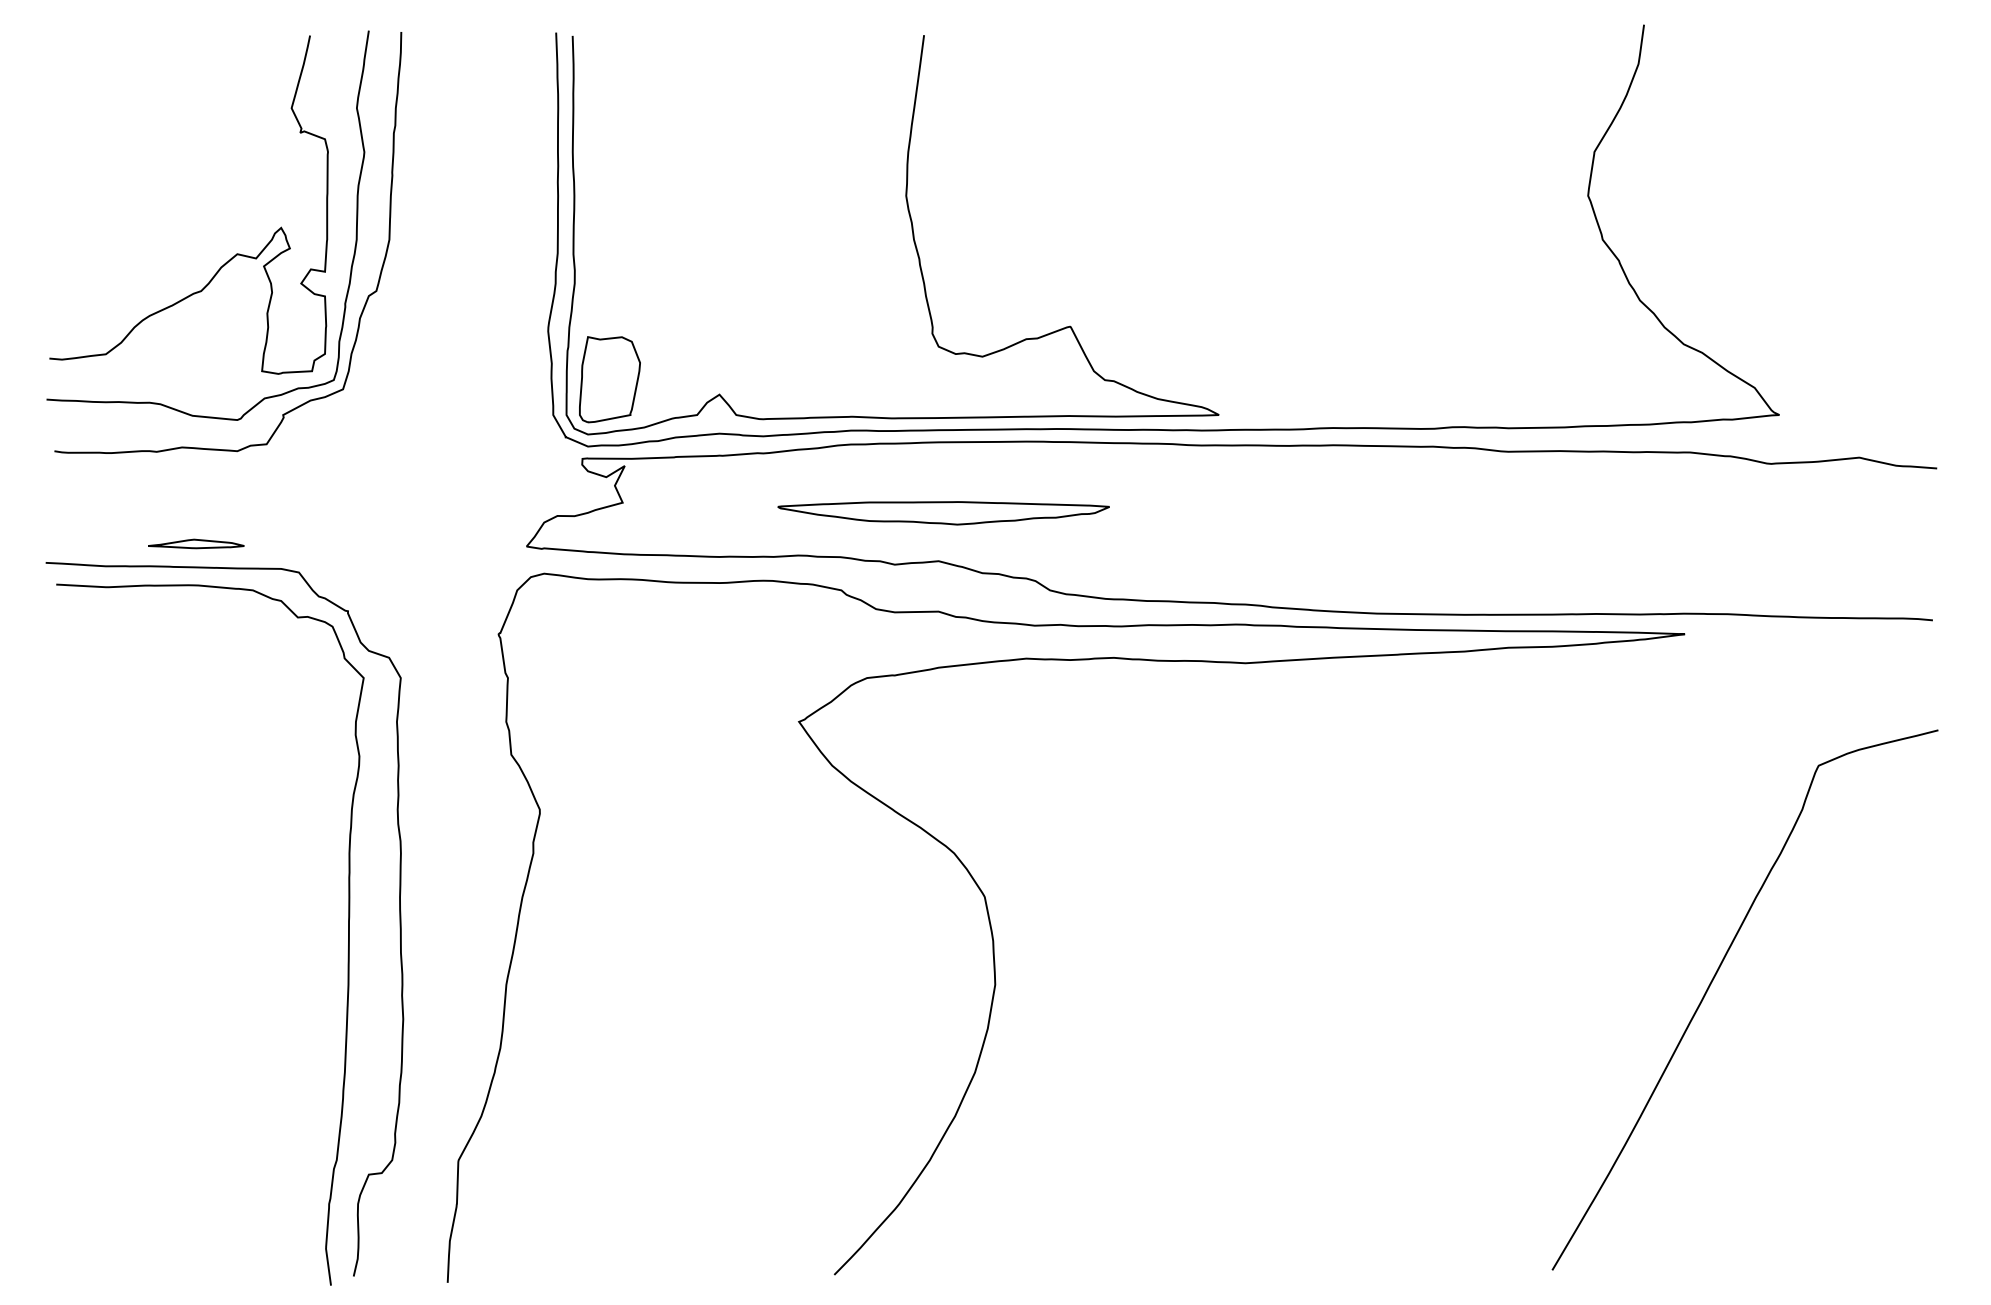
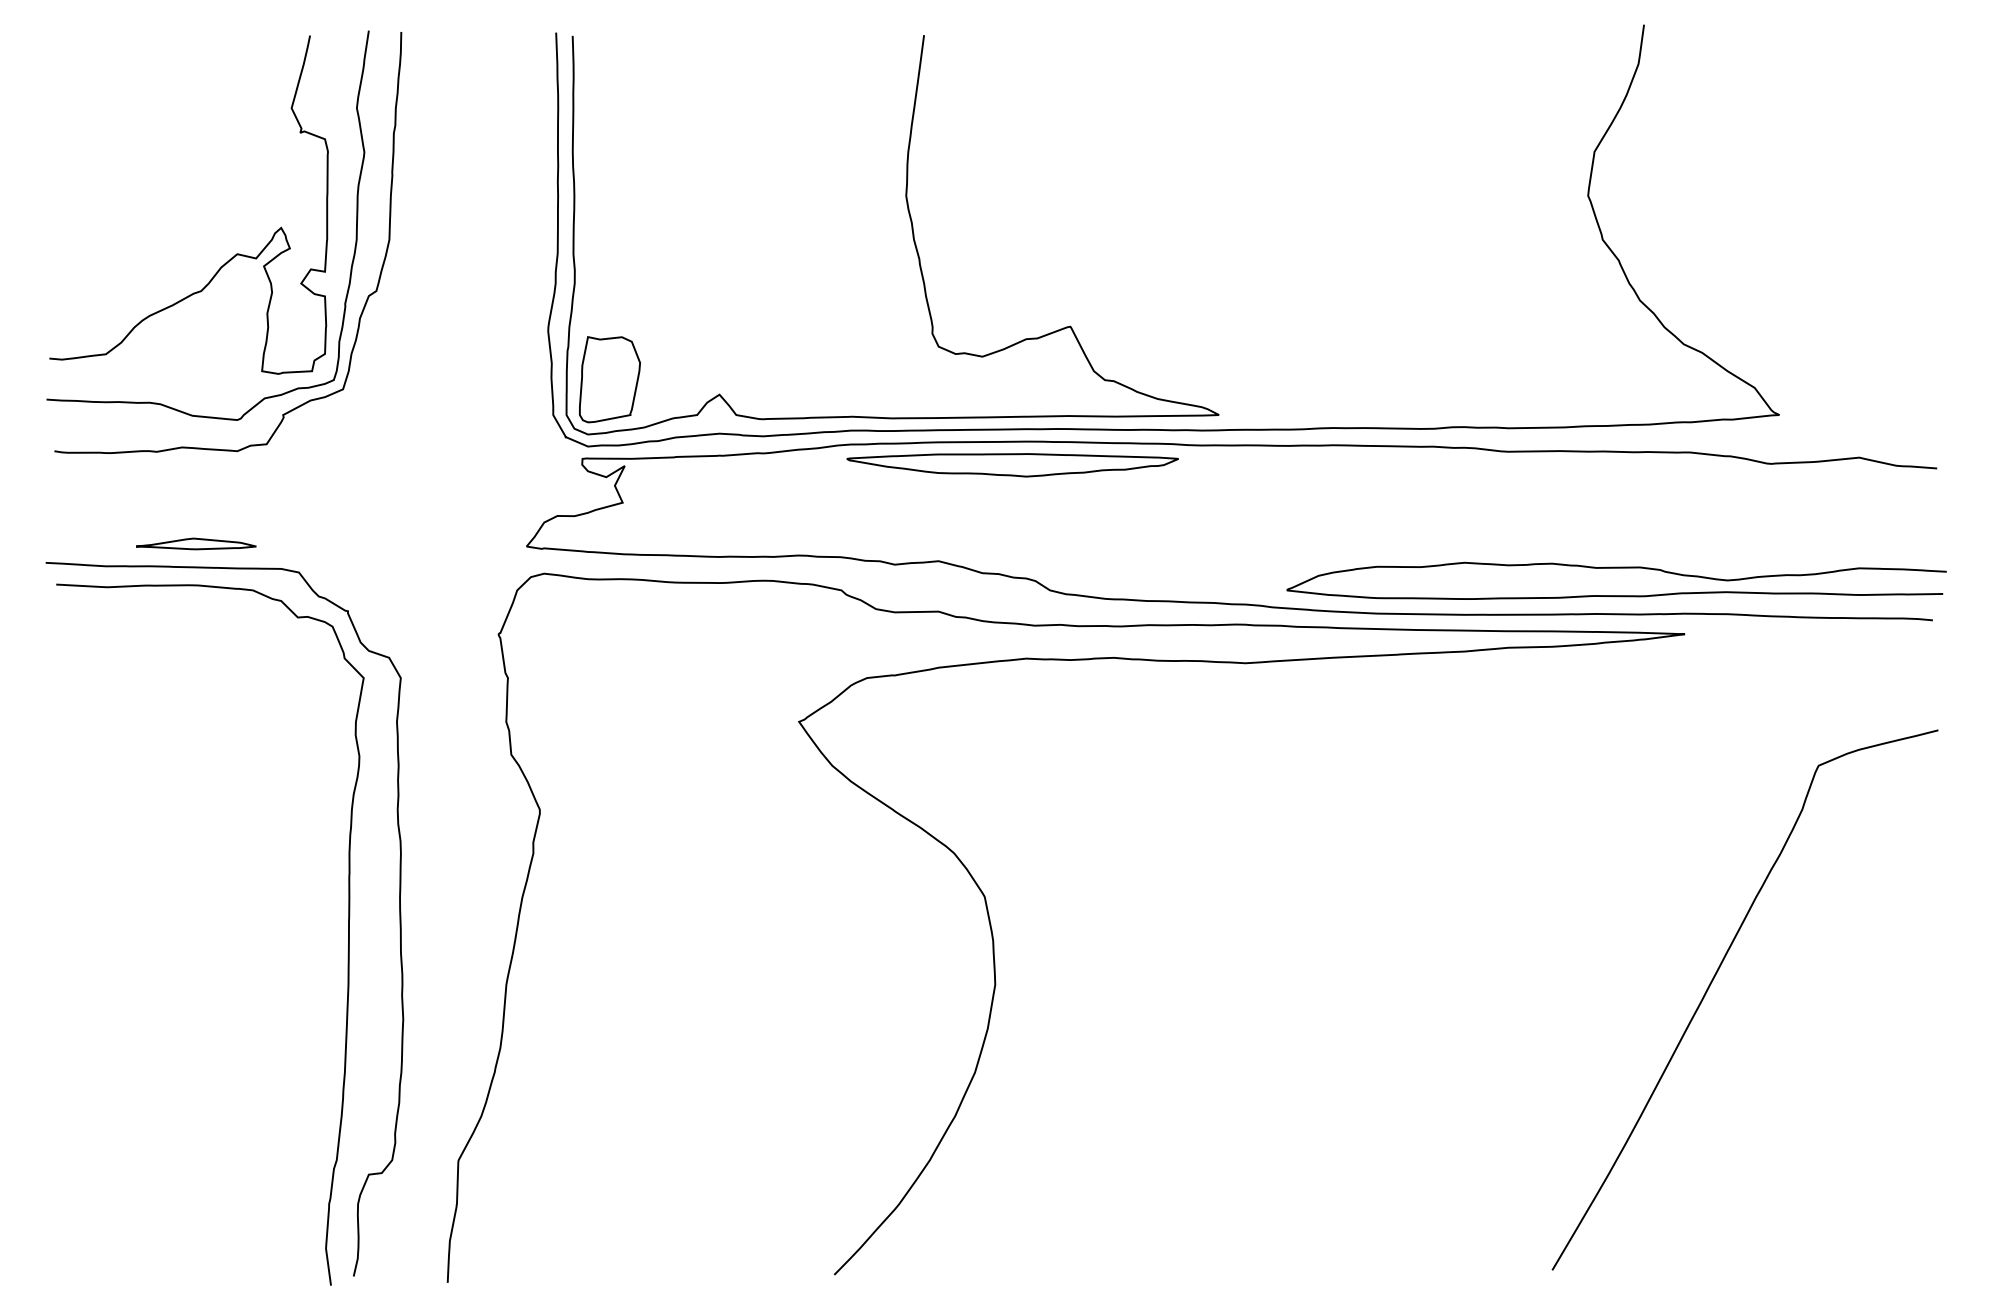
part position: (943, 513) -> (1012, 465) (1012, 465)
part size: 97x12 px -> 121x14 px (196, 543)
curve: none -> present (1616, 568)
